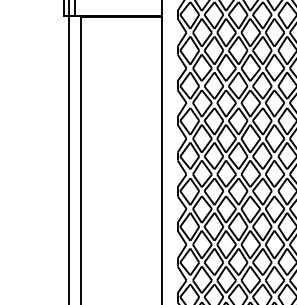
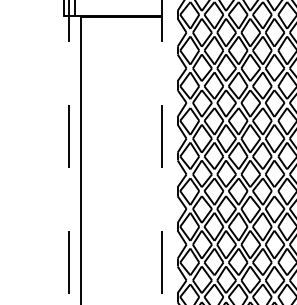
line: solid -> dashed (69, 152)
line: solid -> dashed (162, 152)
